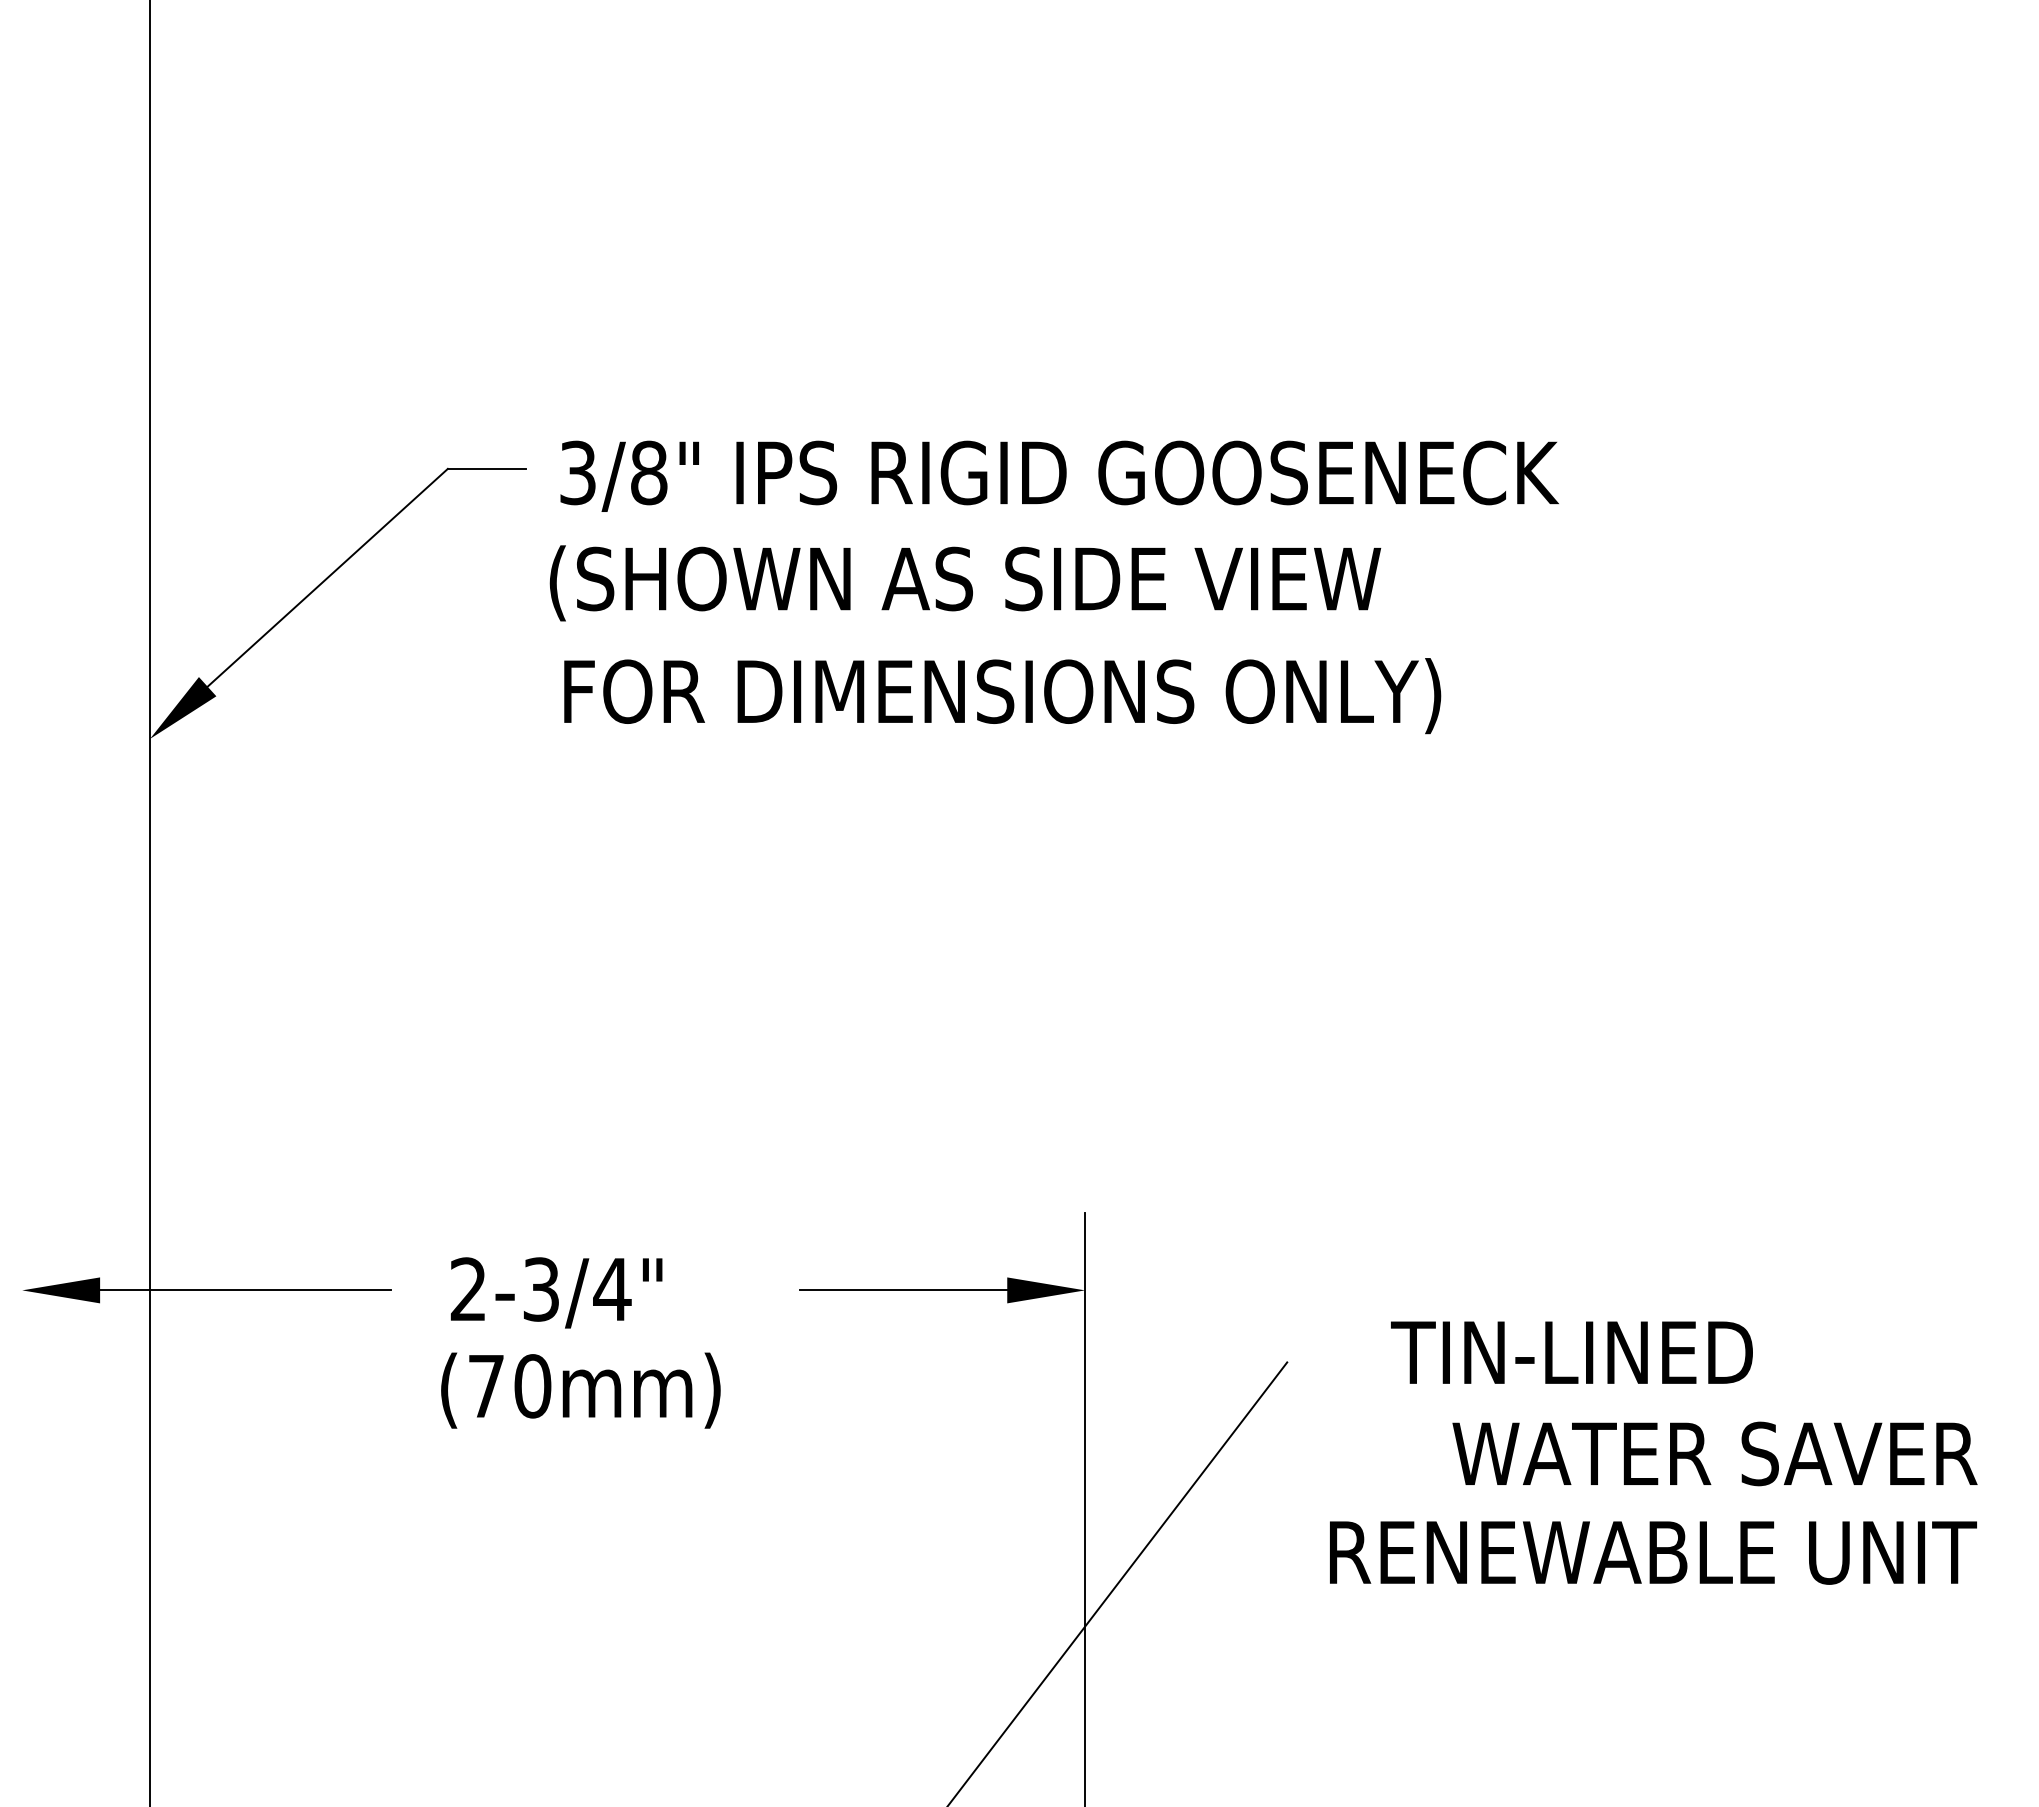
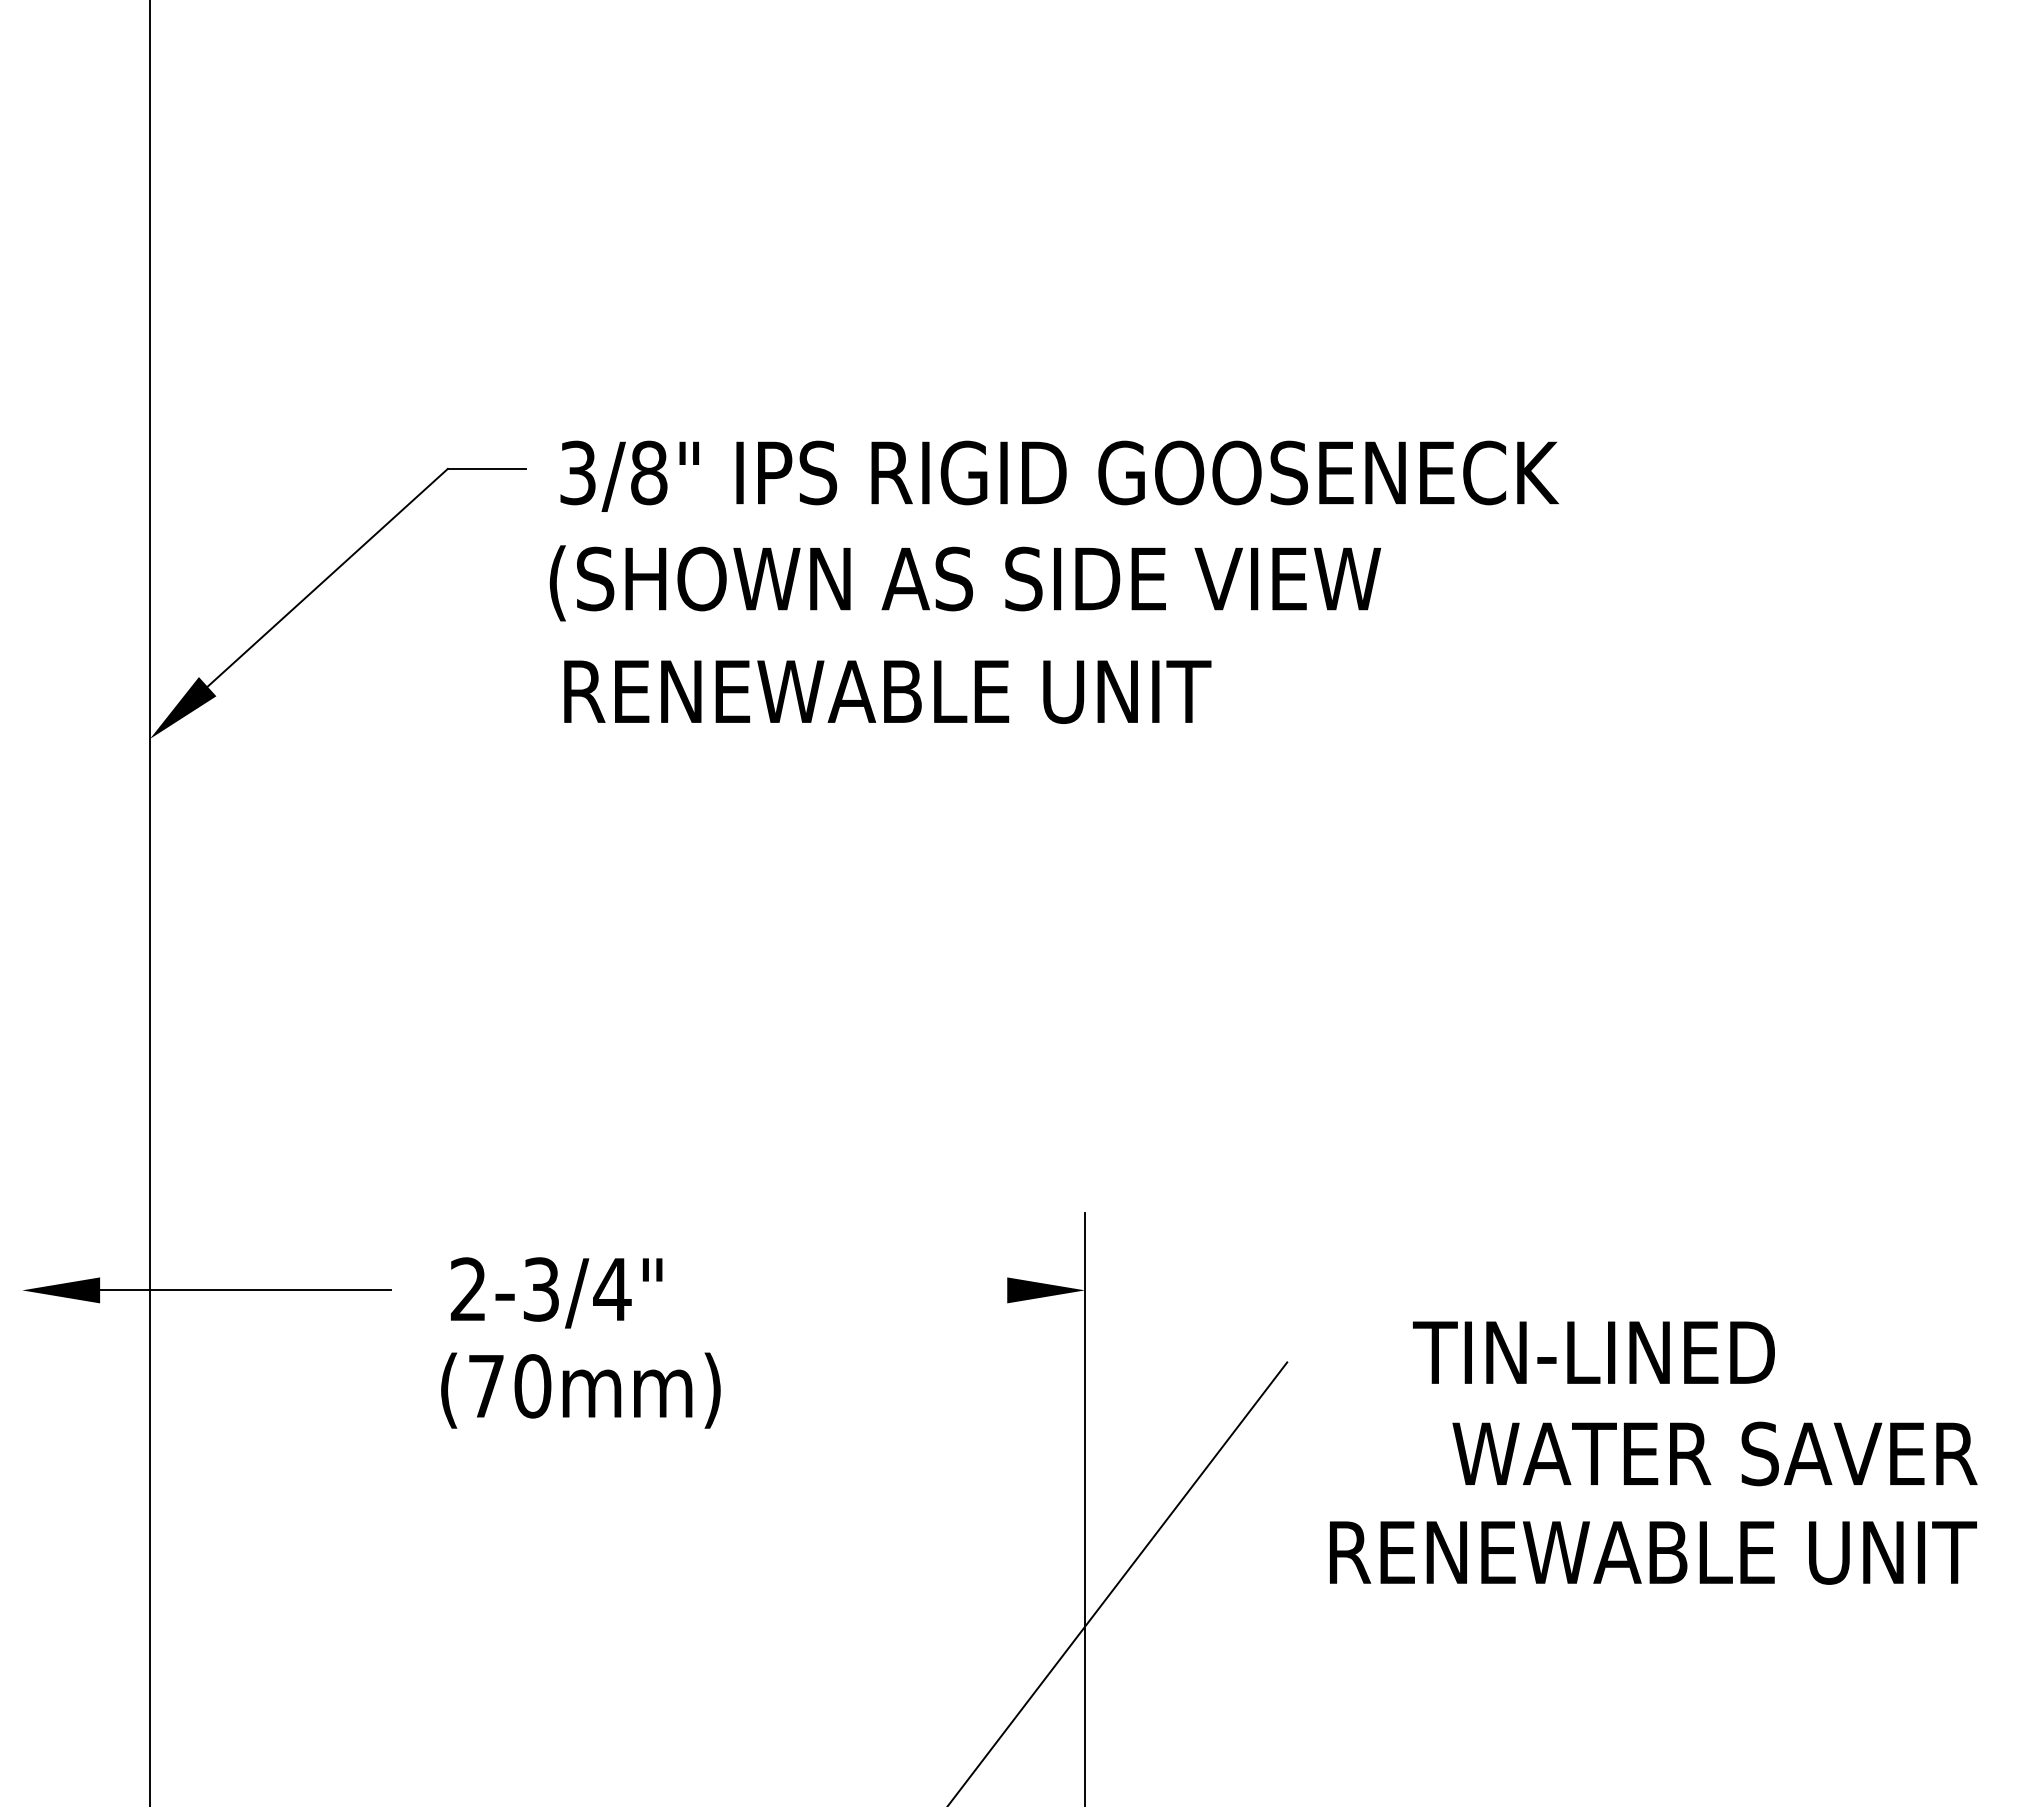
text: FOR DIMENSIONS ONLY) -> RENEWABLE UNIT (1006, 696)
line: present -> none (903, 1290)
text position: (1571, 1352) -> (1593, 1352) (1593, 1352)
